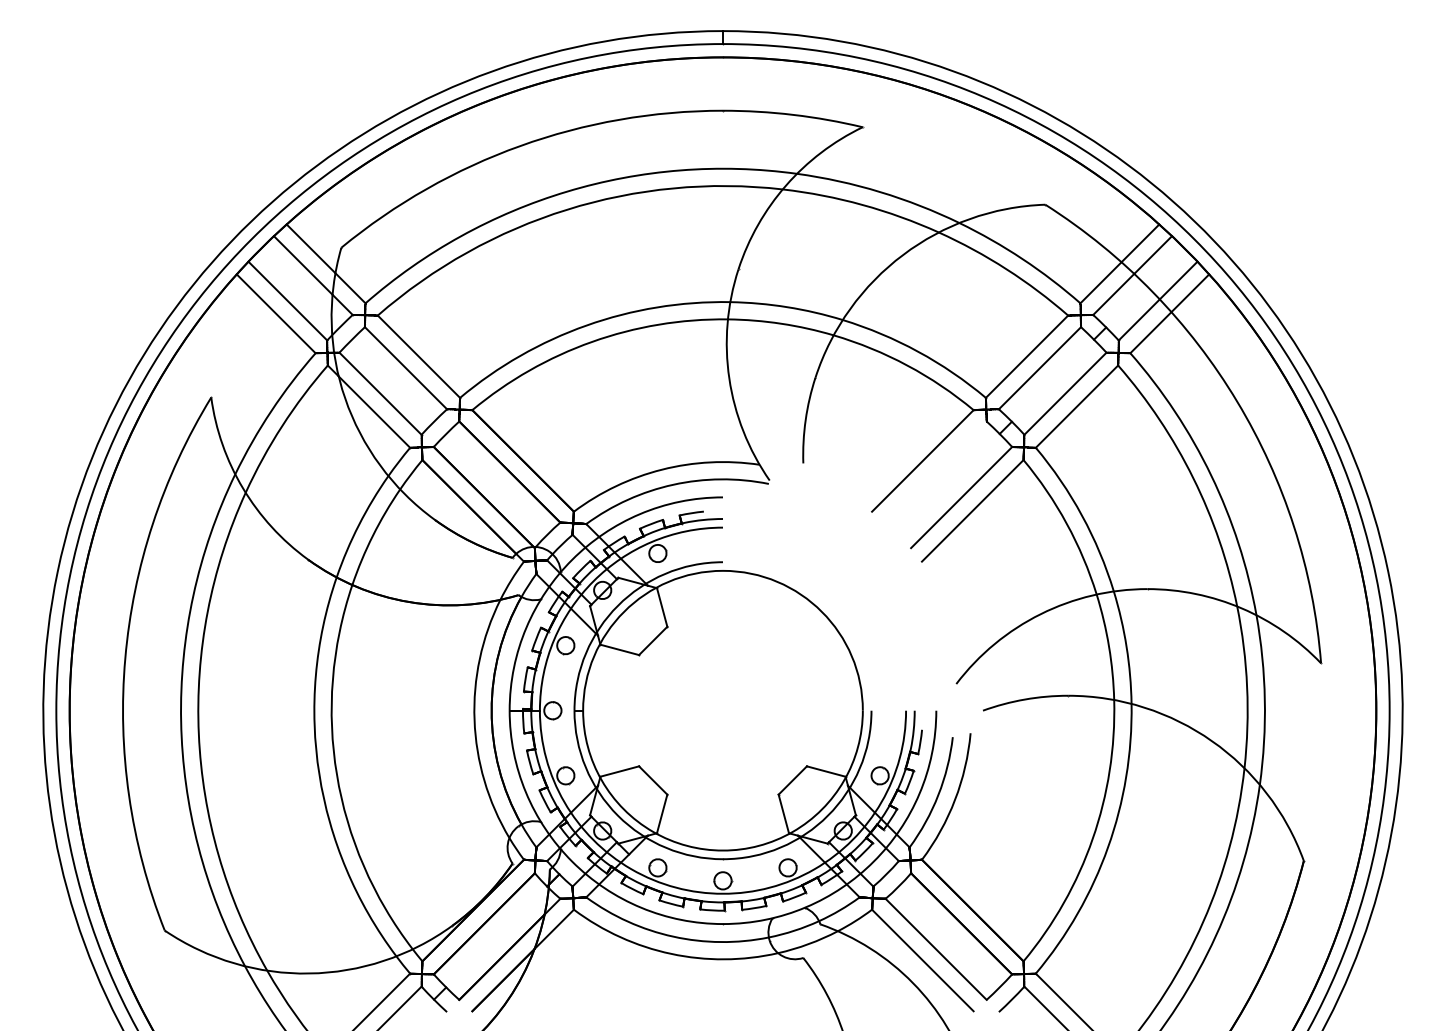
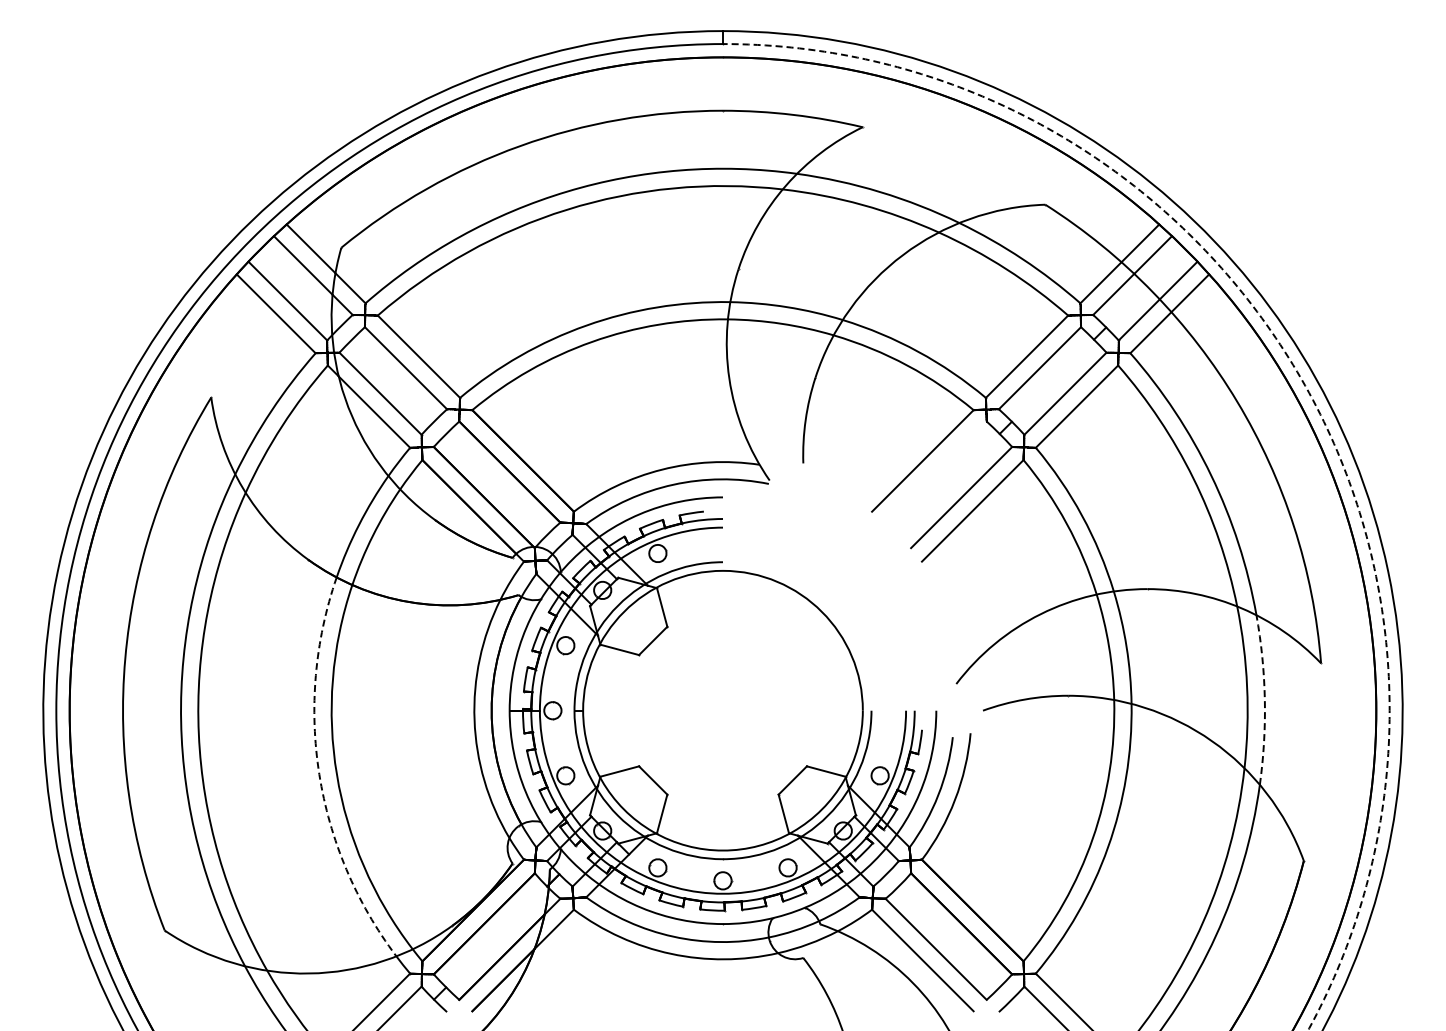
arc: solid -> dashed (1296, 369)
arc: solid -> dashed (1264, 699)
arc: solid -> dashed (319, 774)
